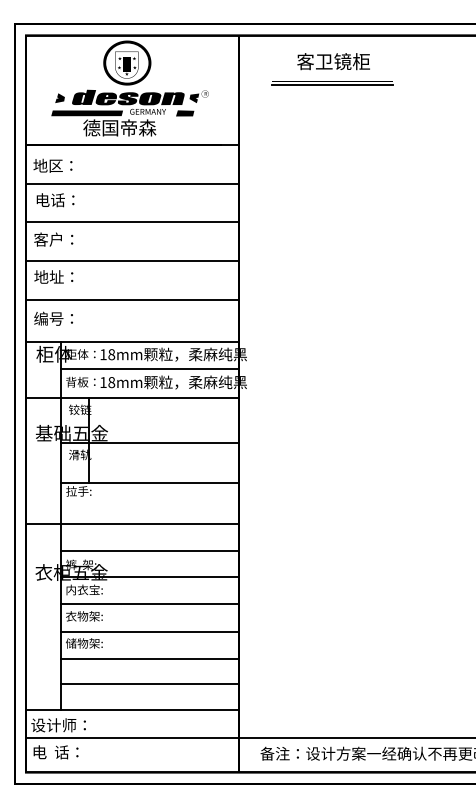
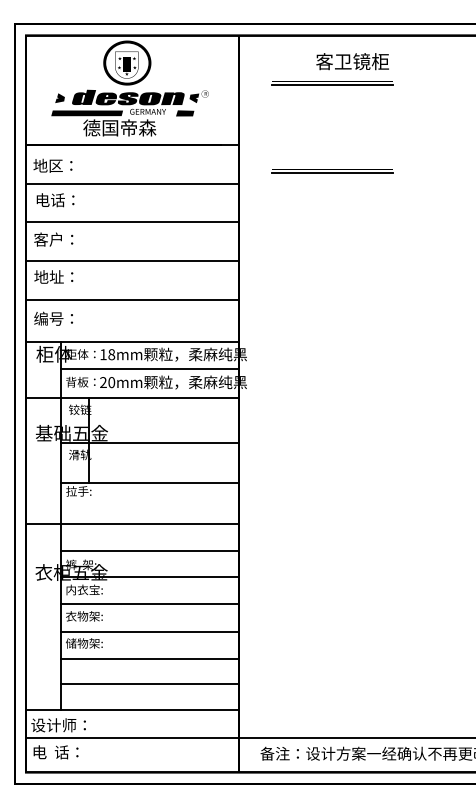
text position: (333, 61) -> (352, 61) (352, 61)
part: none -> present (332, 171)
text: 18mm -> 20mm (107, 382)
